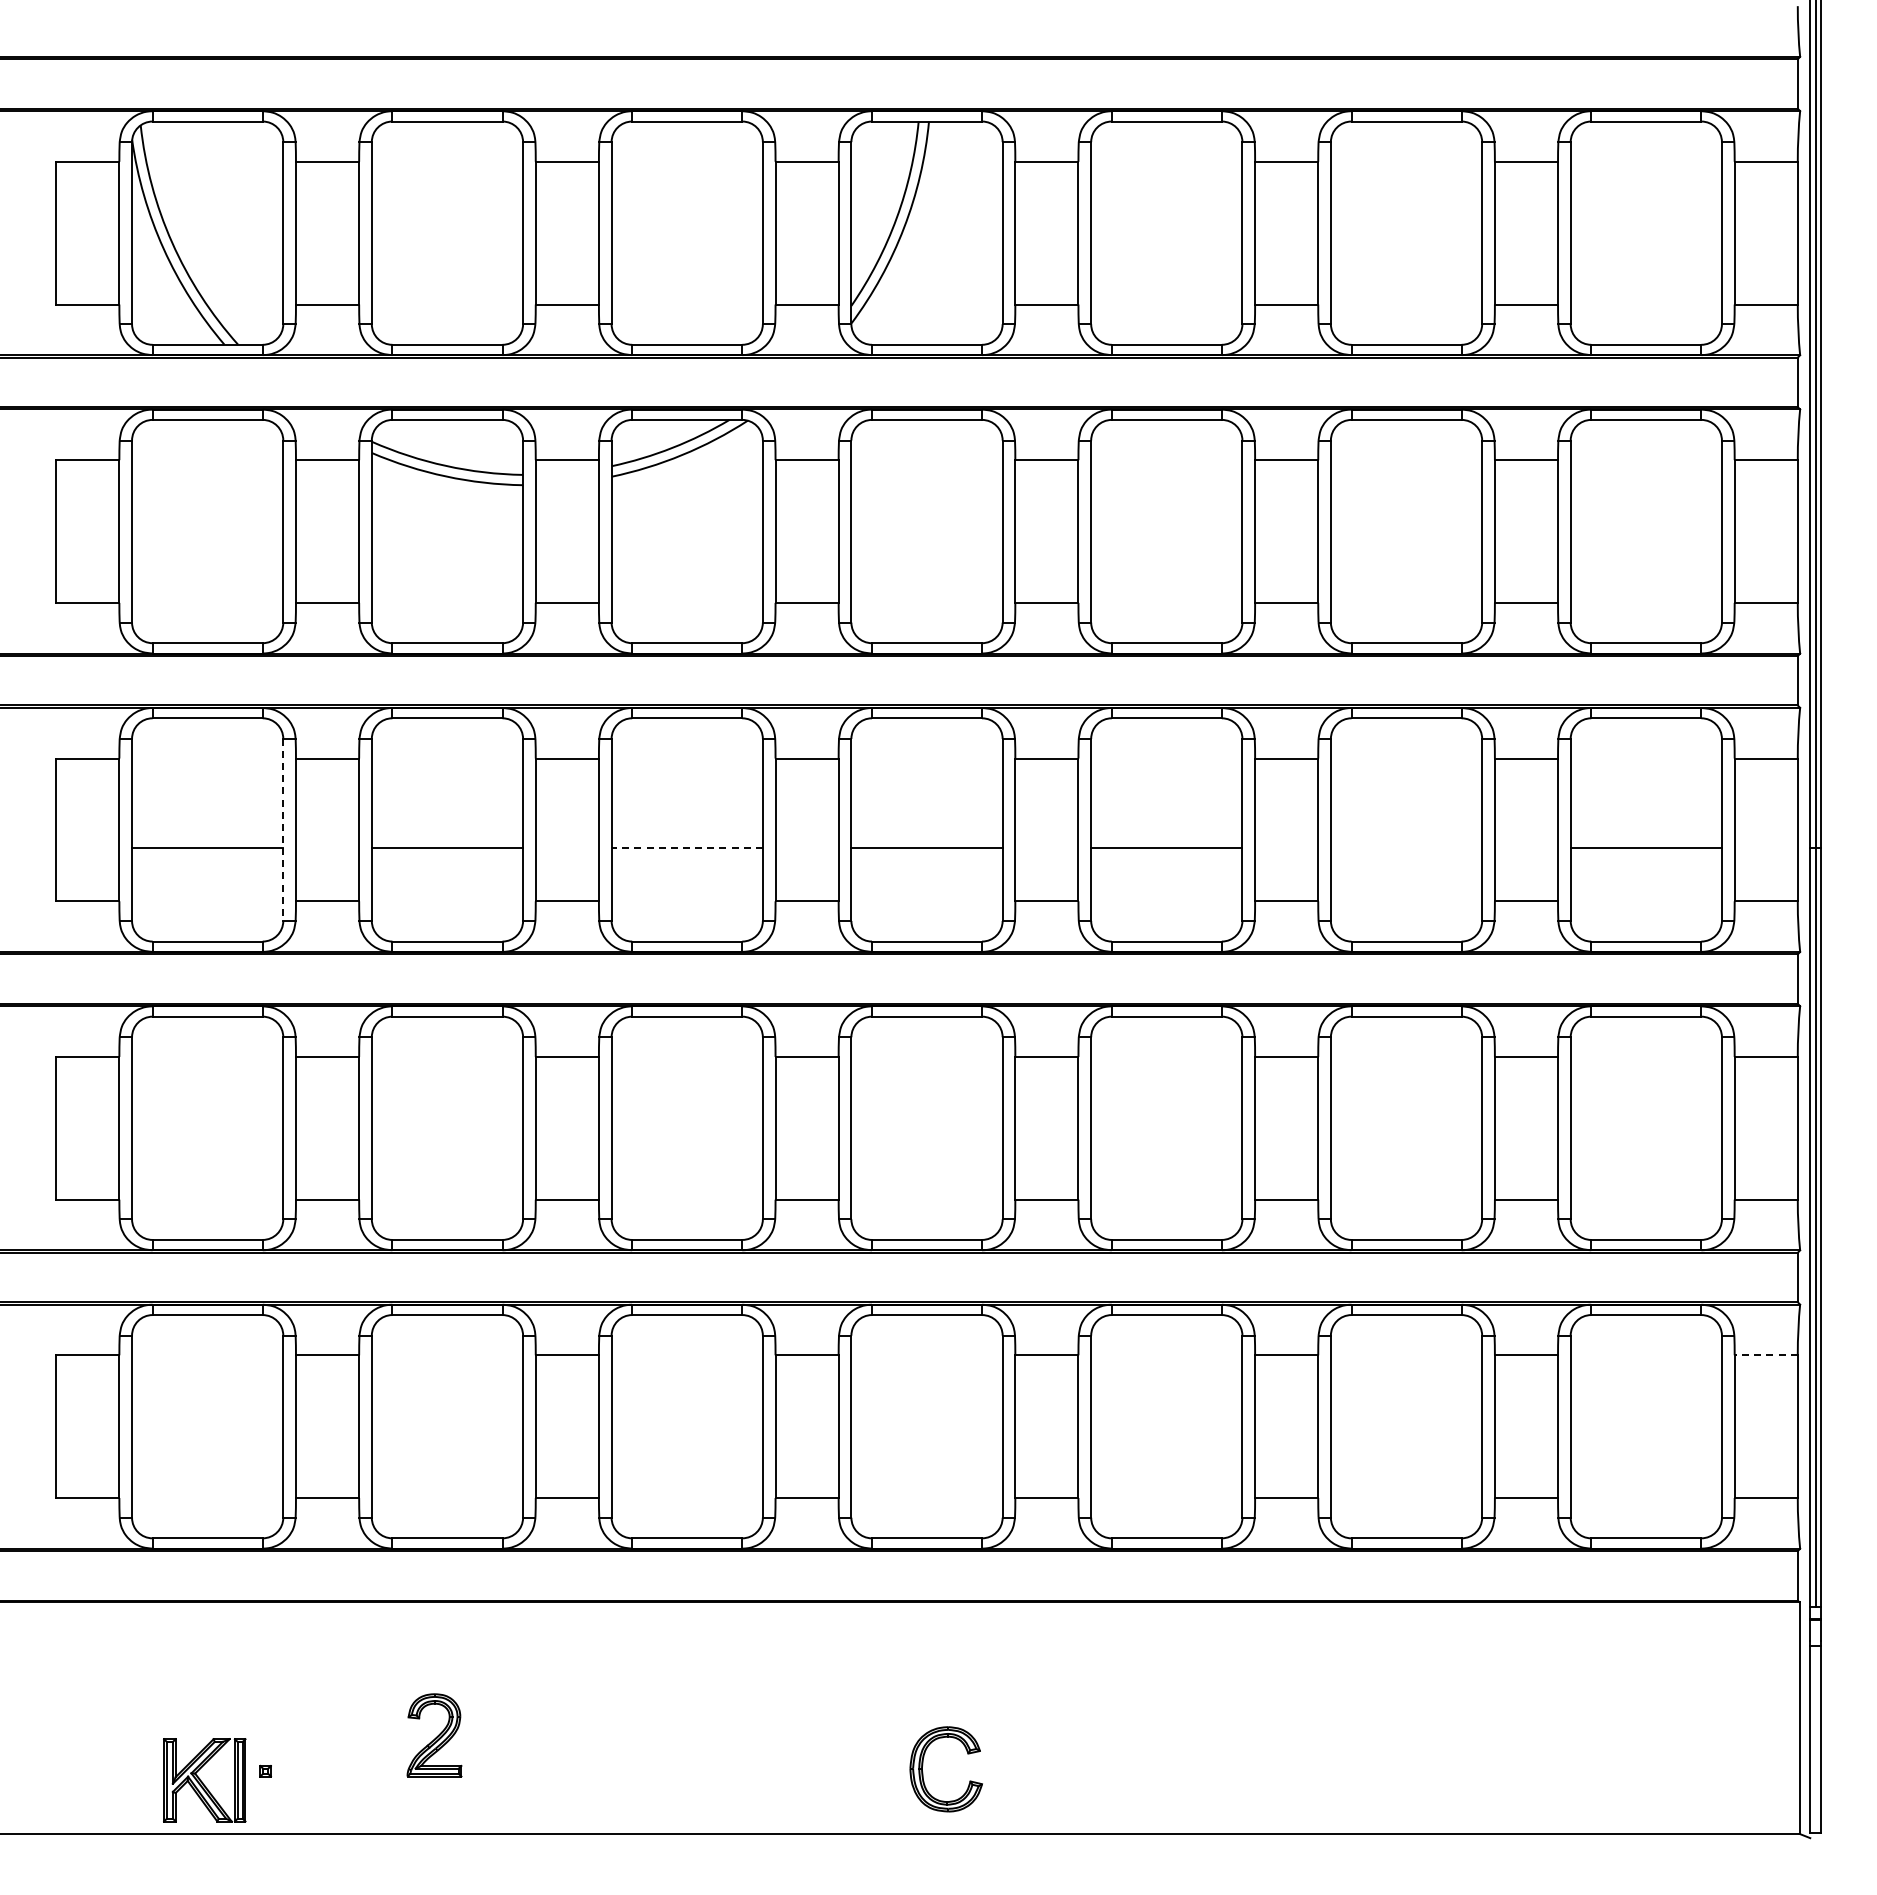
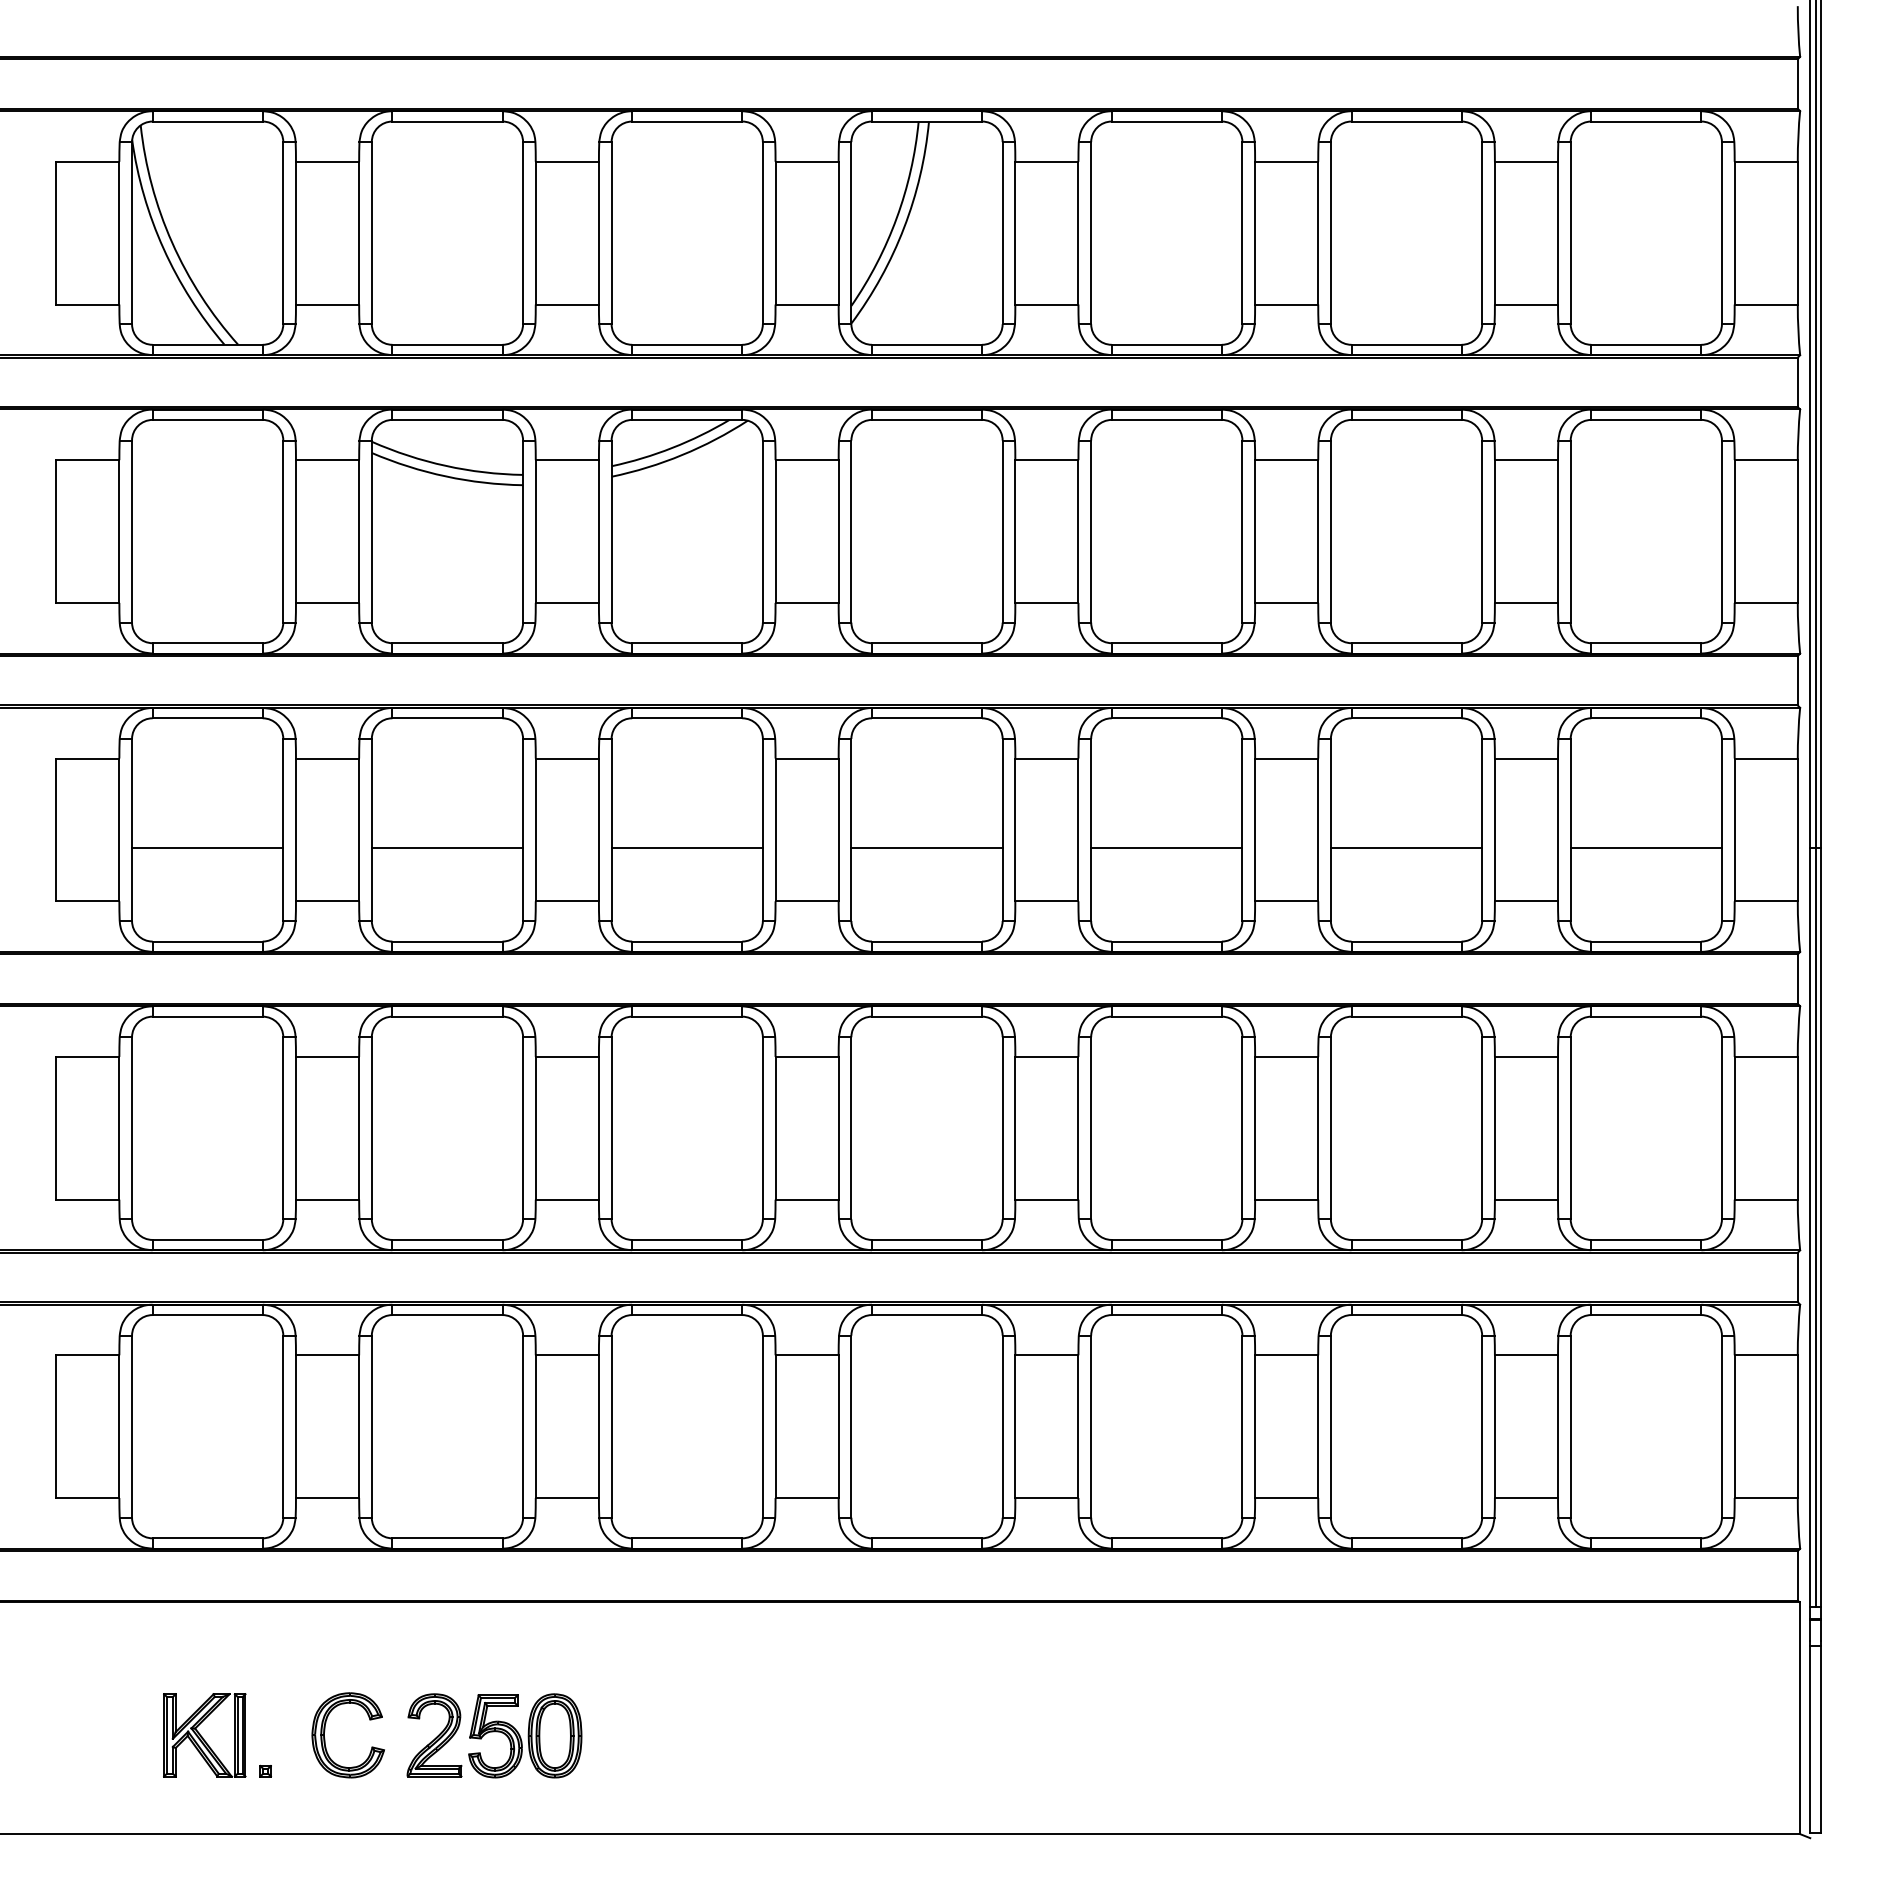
line: dashed -> solid (283, 830)
line: dashed -> solid (687, 848)
line: none -> present (1406, 848)
line: dashed -> solid (1766, 1355)
part: none -> present (525, 1735)
part position: (923, 1772) -> (325, 1738) (325, 1738)
part position: (204, 1780) -> (204, 1735) (204, 1735)
